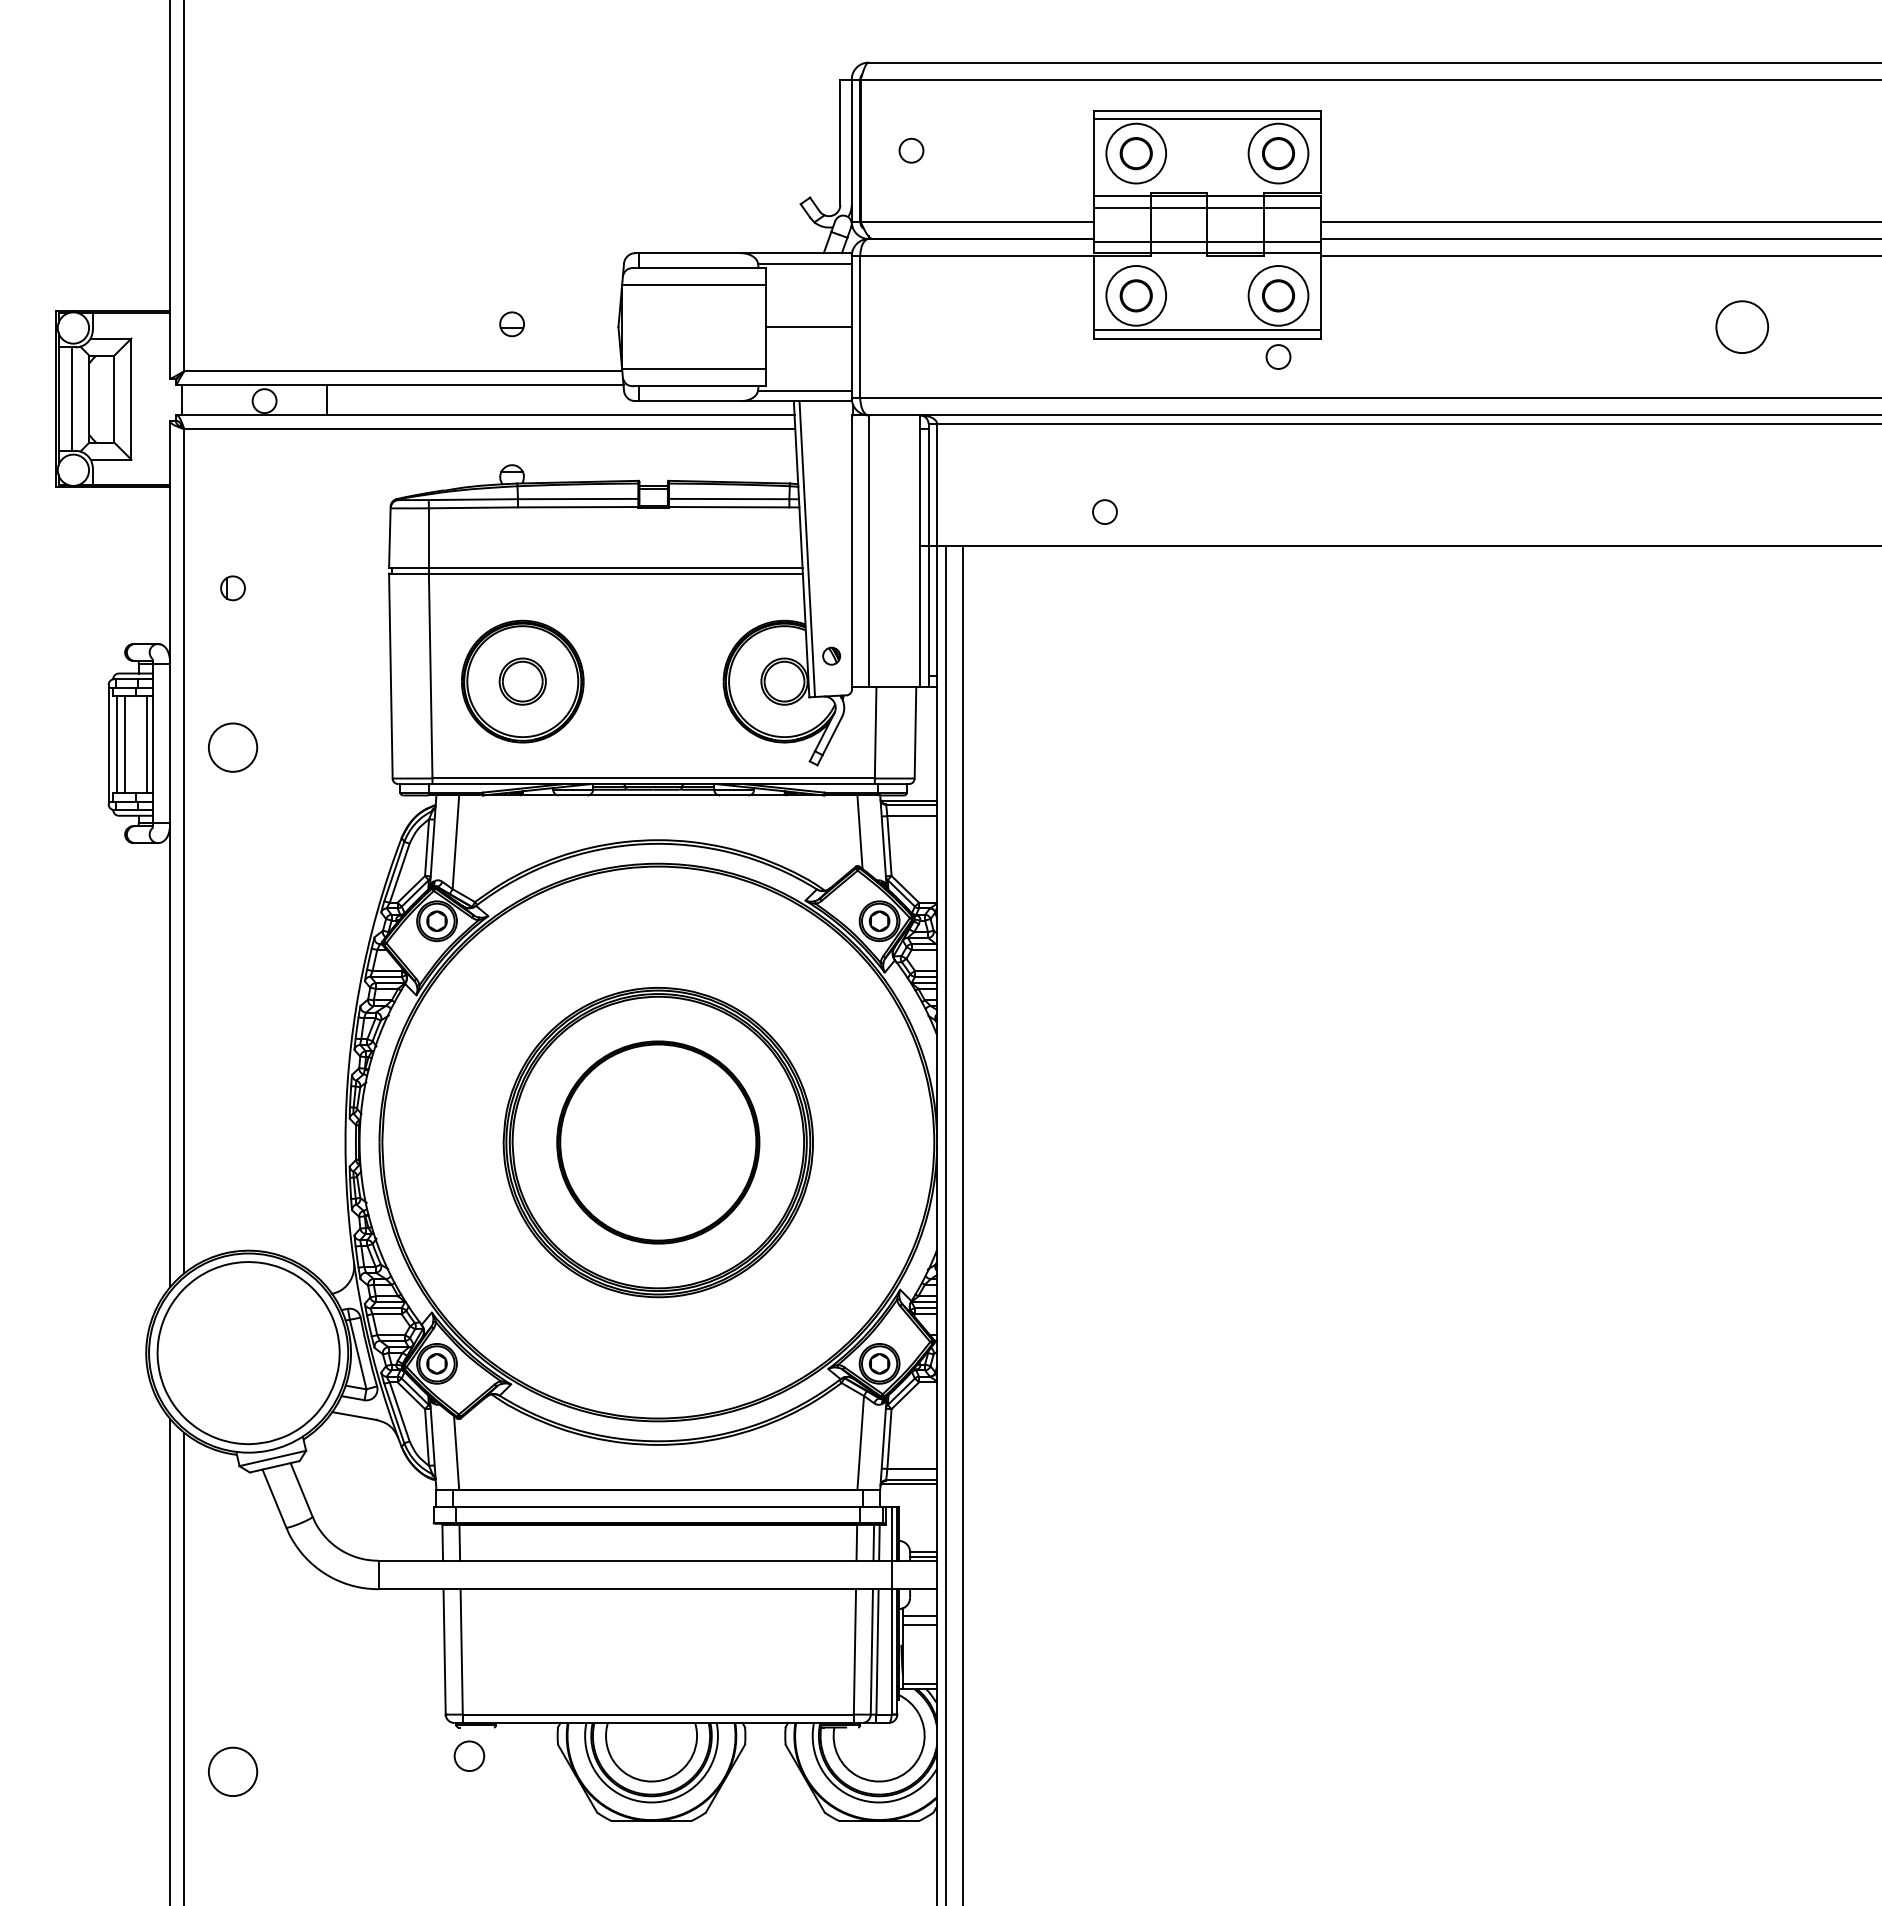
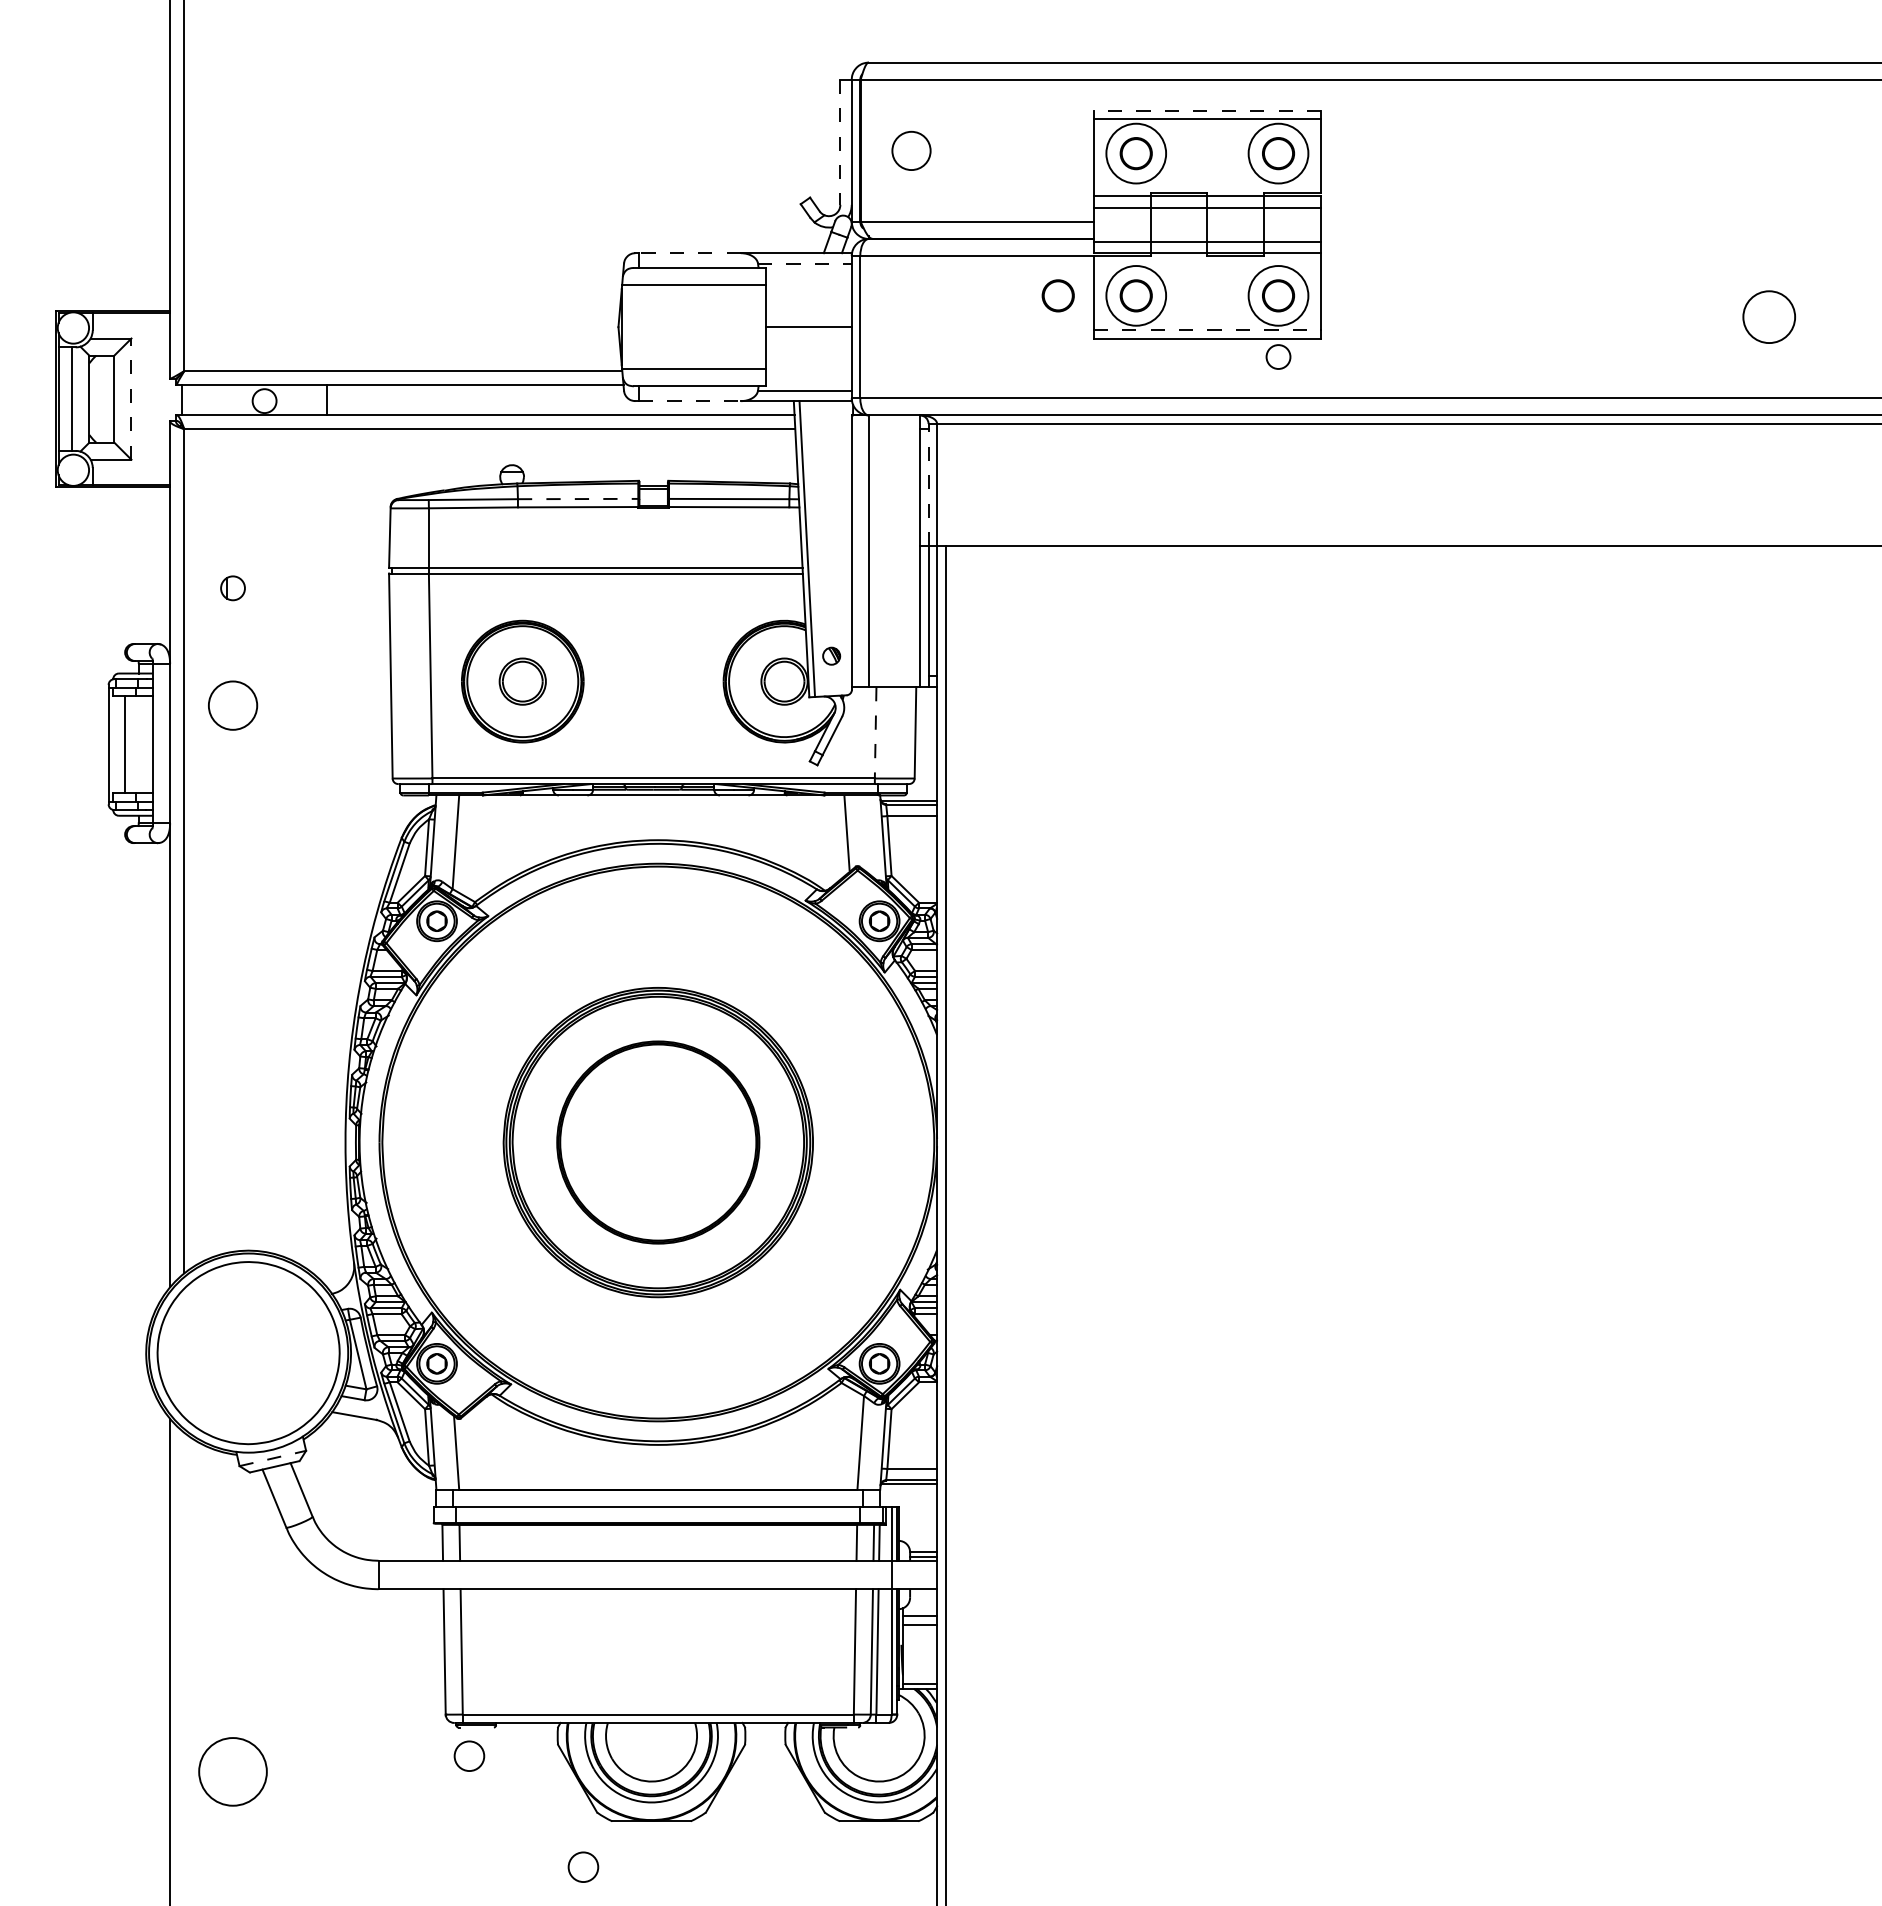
line: solid -> dashed (1207, 110)
line: solid -> dashed (840, 142)
circle size: 27x27 px -> 41x41 px (911, 150)
line: present -> none (1599, 221)
line: present -> none (1599, 238)
line: solid -> dashed (689, 253)
line: present -> none (1599, 256)
line: solid -> dashed (804, 263)
circle: none -> present (1057, 295)
part: present -> none (511, 324)
circle position: (1741, 326) -> (1768, 316) (1768, 316)
line: solid -> dashed (1207, 330)
line: solid -> dashed (131, 399)
line: solid -> dashed (690, 401)
line: solid -> dashed (928, 484)
line: solid -> dashed (578, 499)
circle: present -> none (1104, 511)
line: solid -> dashed (875, 732)
line: present -> none (117, 744)
line: present -> none (147, 744)
circle position: (233, 747) -> (233, 705) (233, 705)
line position: (859, 832) -> (846, 833) (846, 833)
line: present -> none (962, 1224)
line: solid -> dashed (273, 1458)
line: present -> none (184, 1667)
circle diameter: 48 px -> 68 px (232, 1771)
circle: none -> present (583, 1866)
